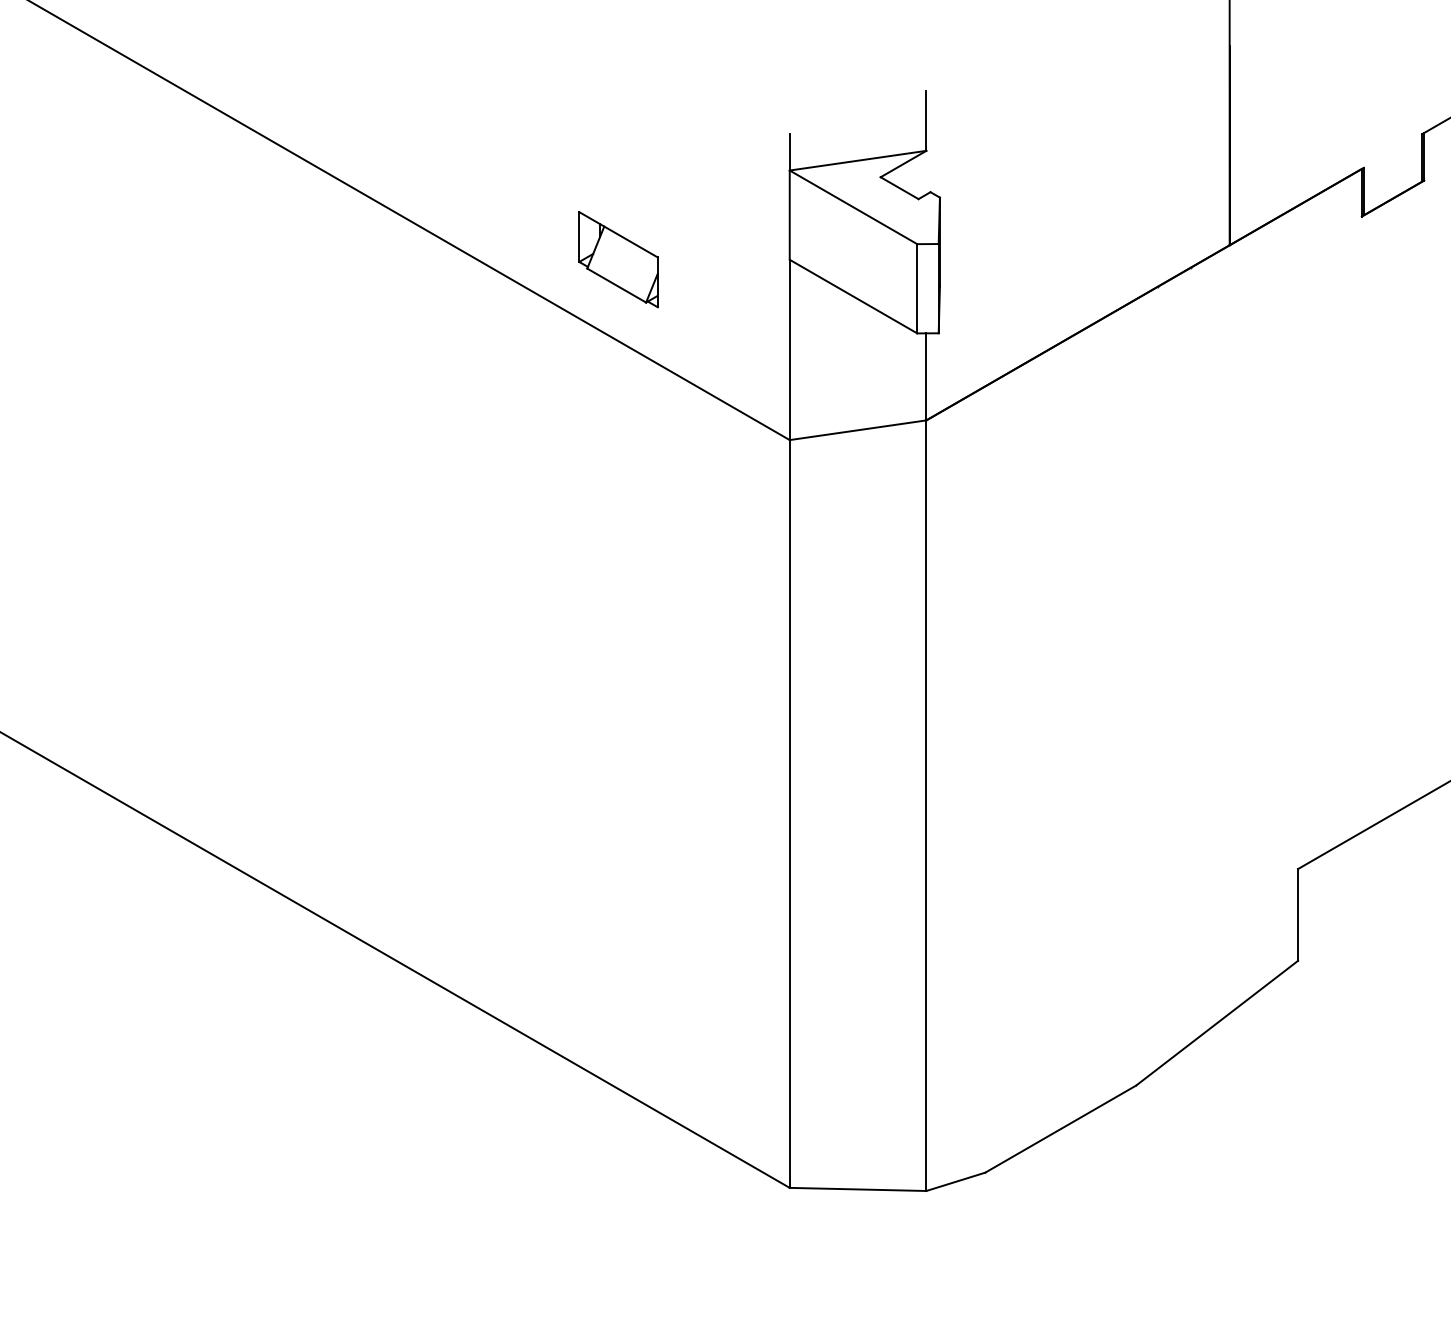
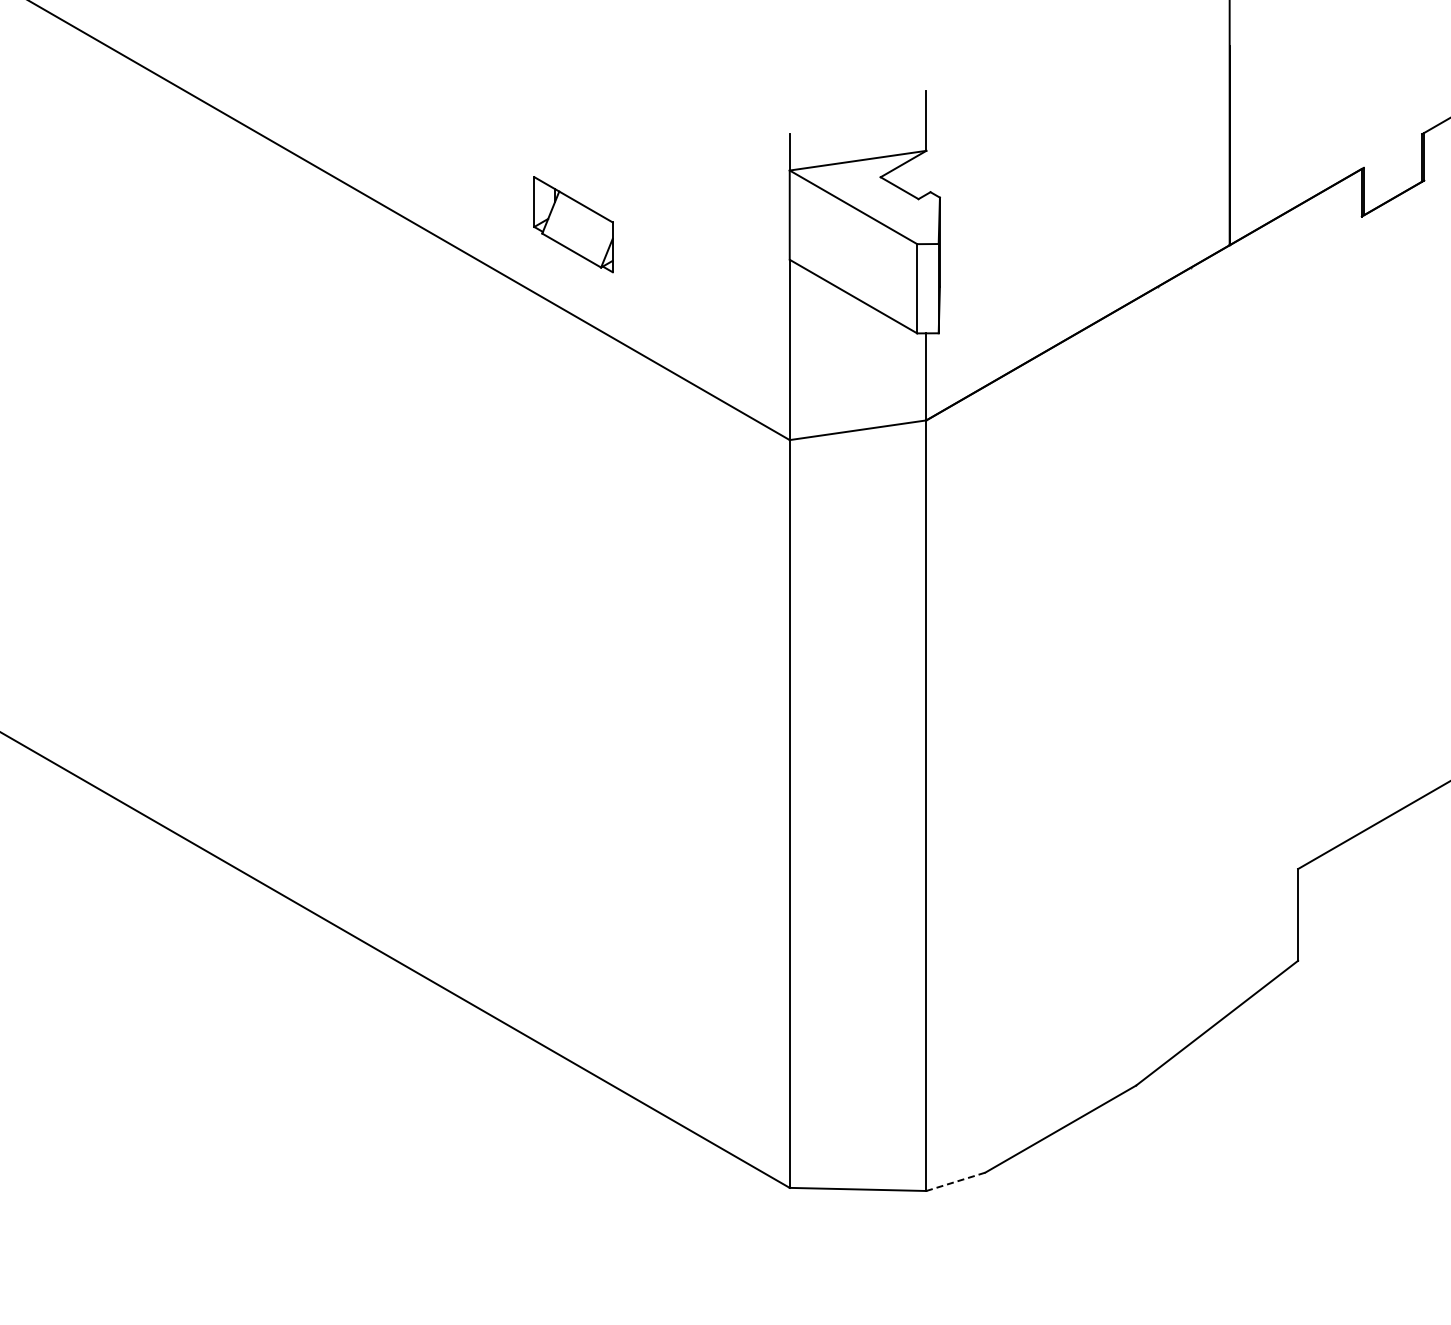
part position: (618, 259) -> (573, 224) (573, 224)
line: solid -> dashed (955, 1181)
